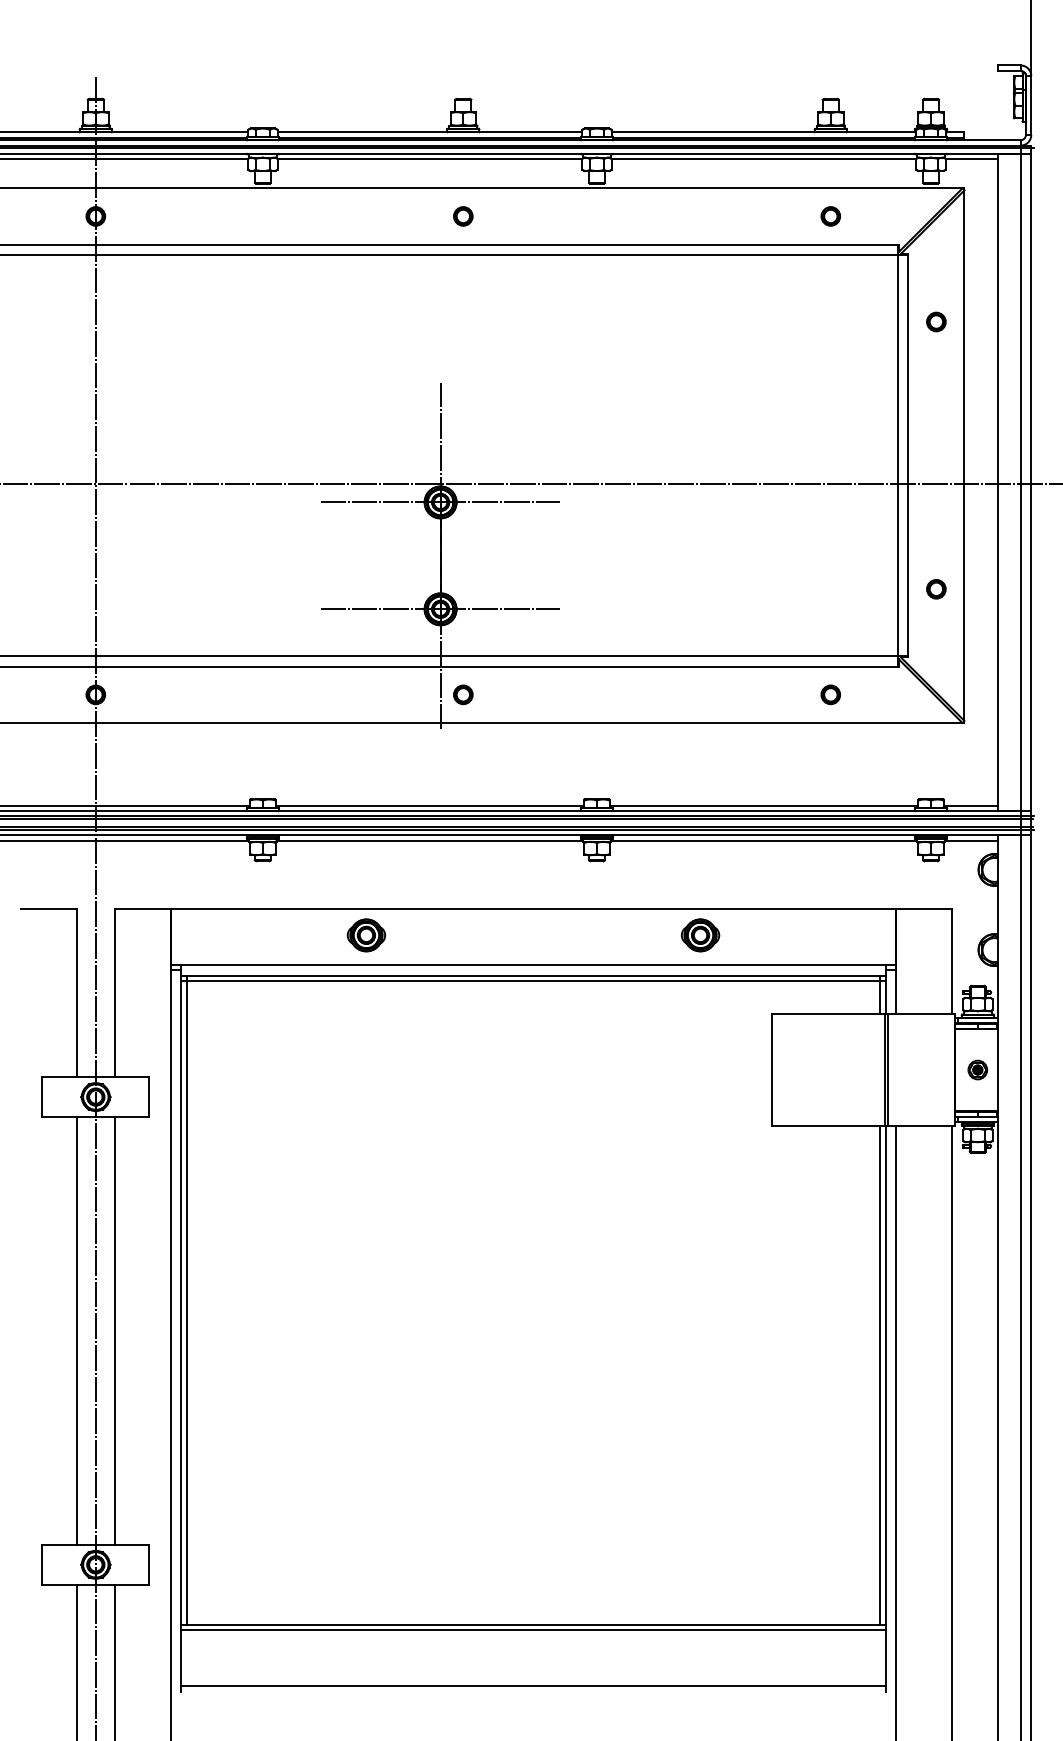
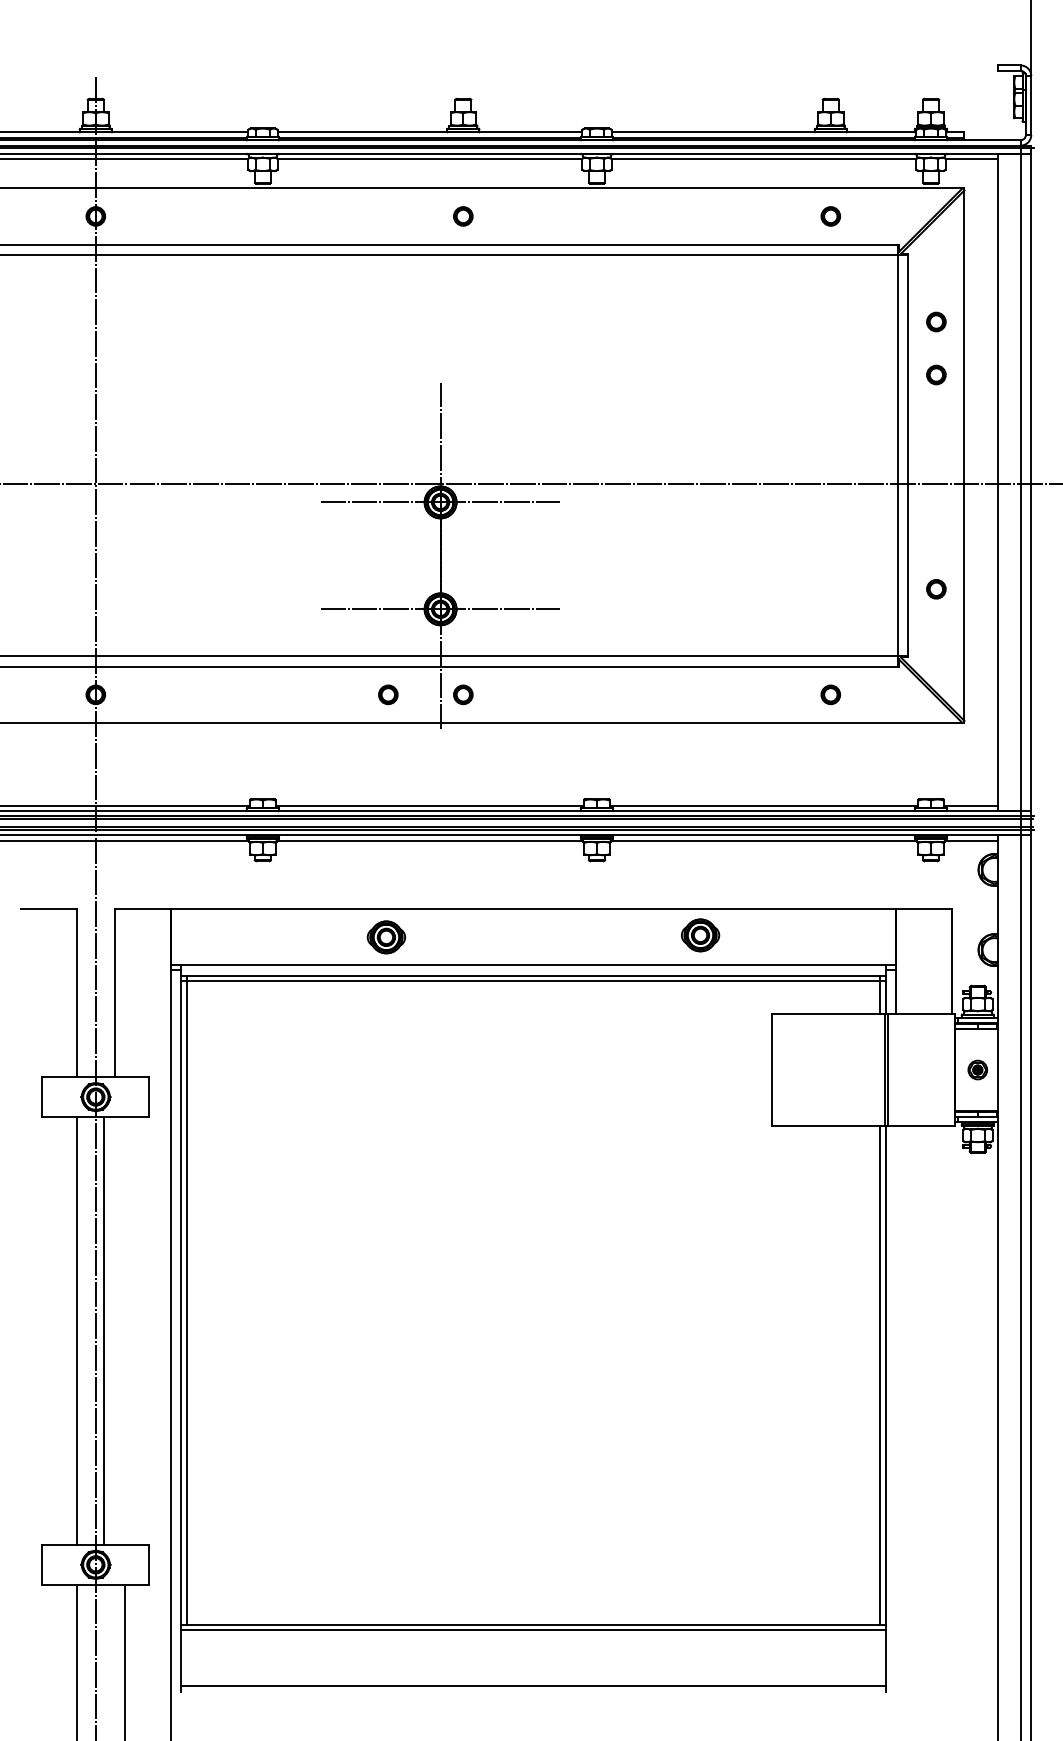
part: none -> present (936, 374)
part: none -> present (388, 694)
part position: (366, 935) -> (386, 937) (386, 937)
line position: (114, 1330) -> (103, 1330) (103, 1330)
line: present -> none (896, 1431)
line: present -> none (952, 1431)
line position: (114, 1660) -> (124, 1660) (124, 1660)
